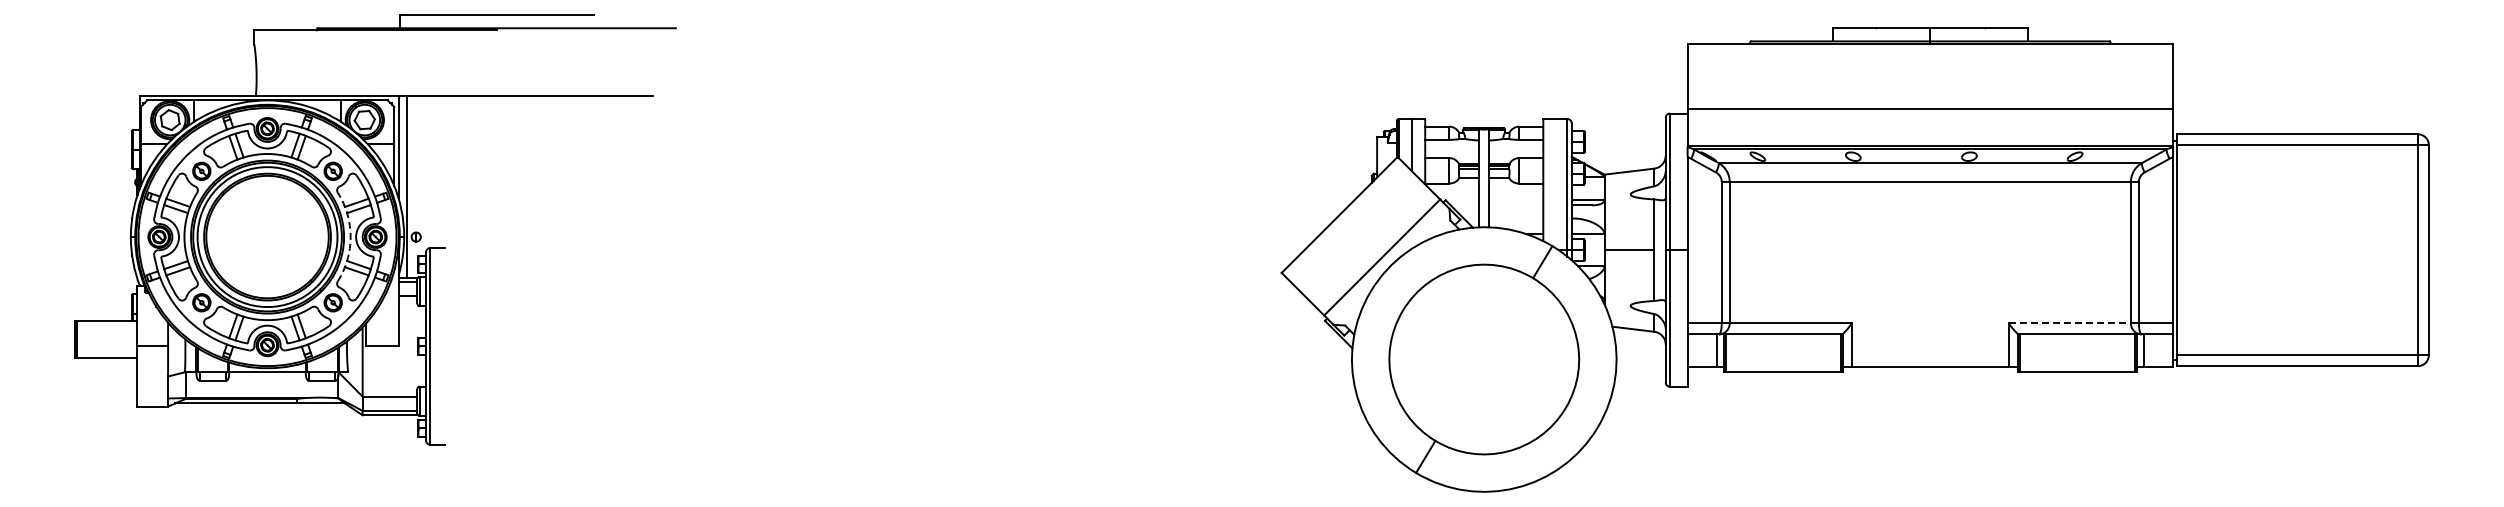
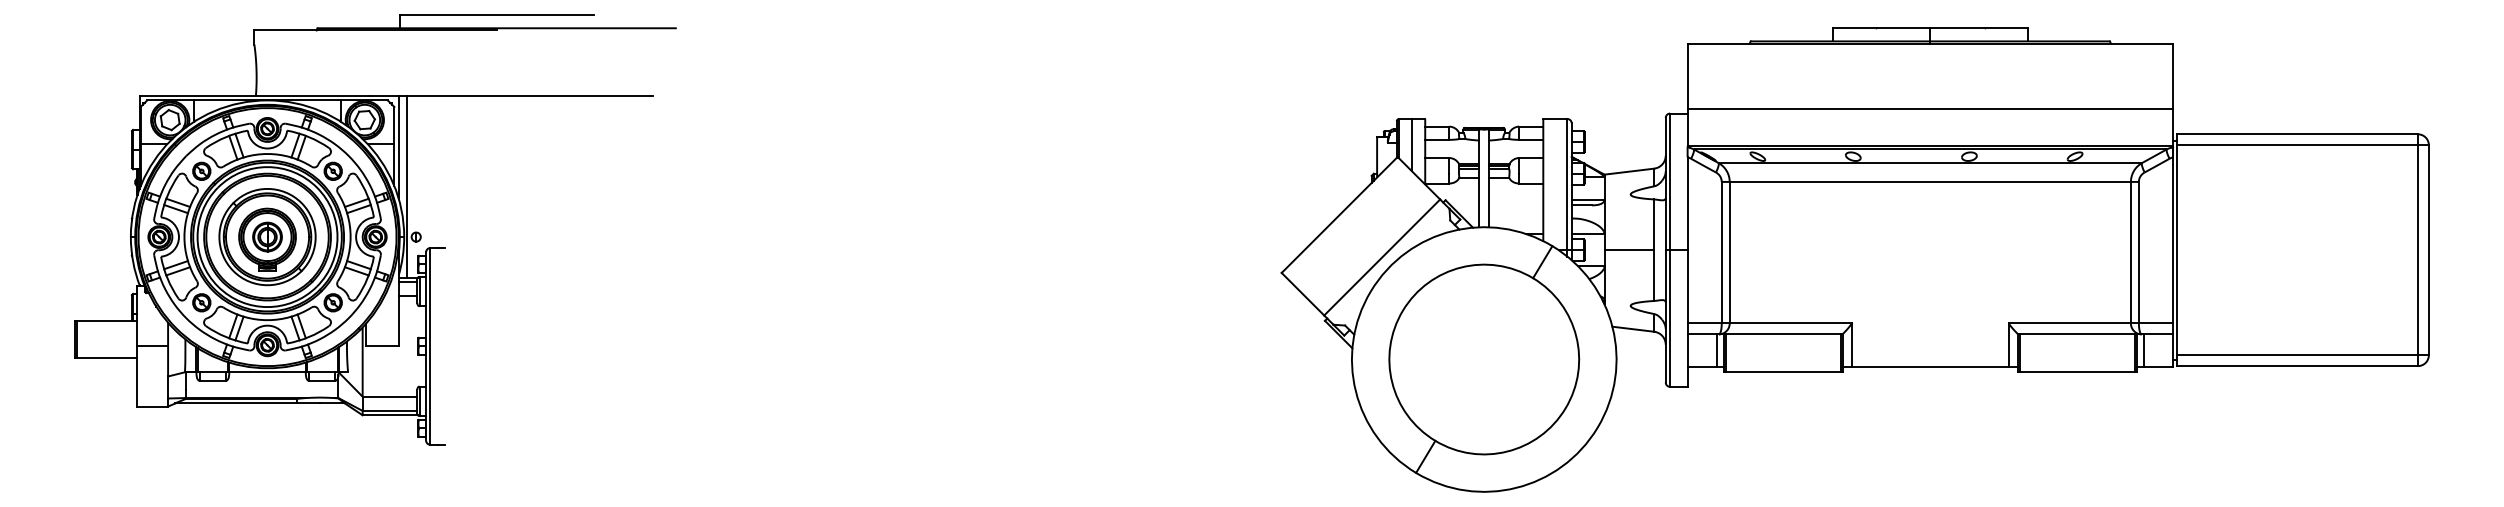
part: none -> present (267, 237)
arc: dashed -> solid (350, 237)
line: dashed -> solid (2070, 323)
